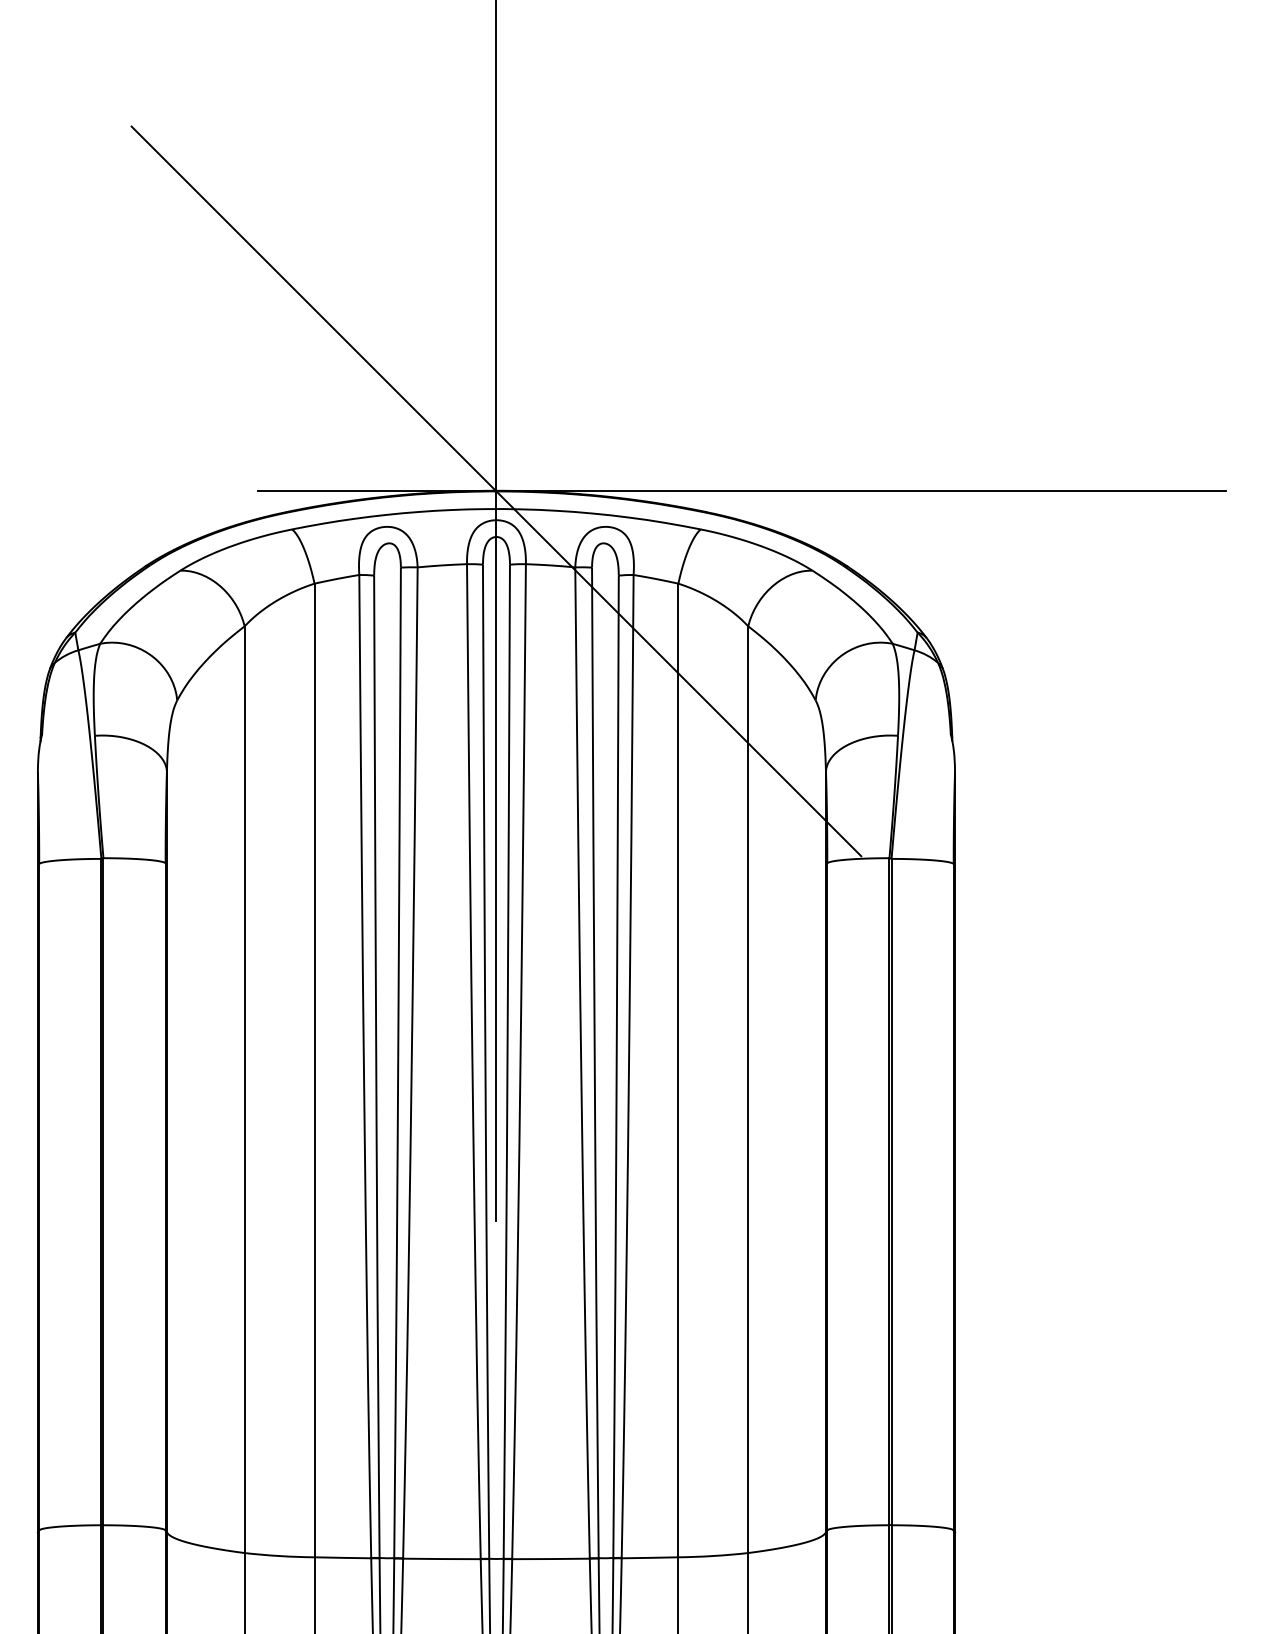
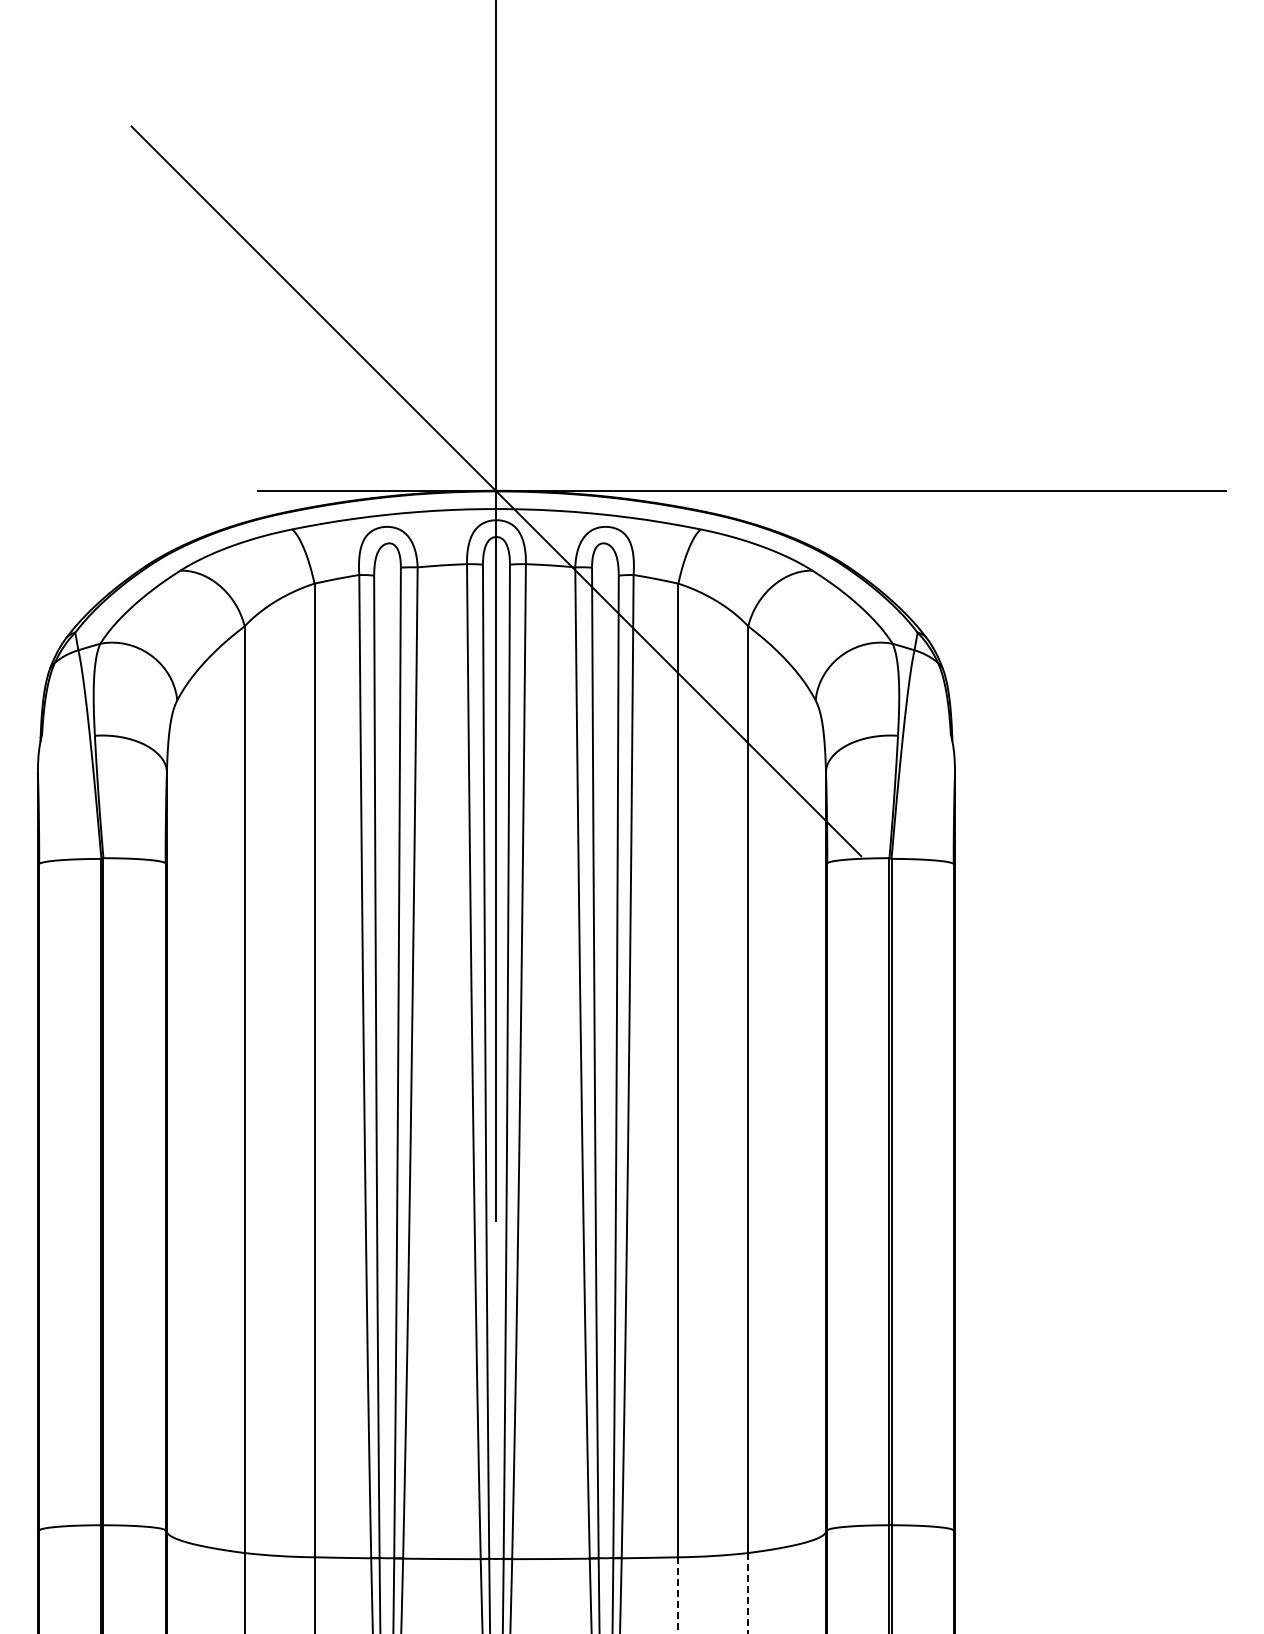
line: solid -> dashed (748, 1593)
line: solid -> dashed (678, 1595)
